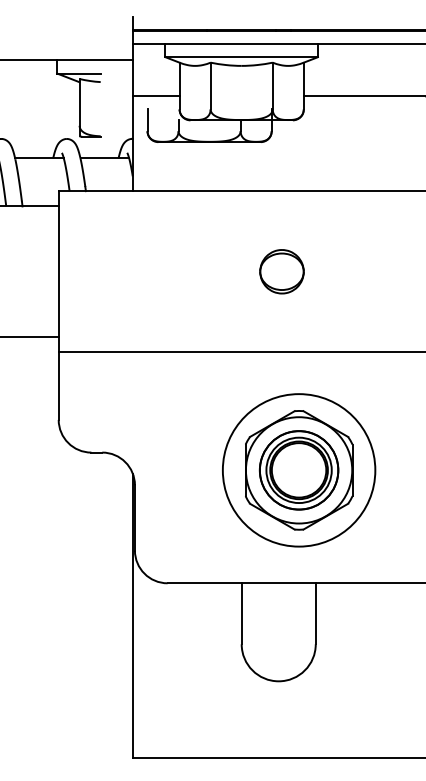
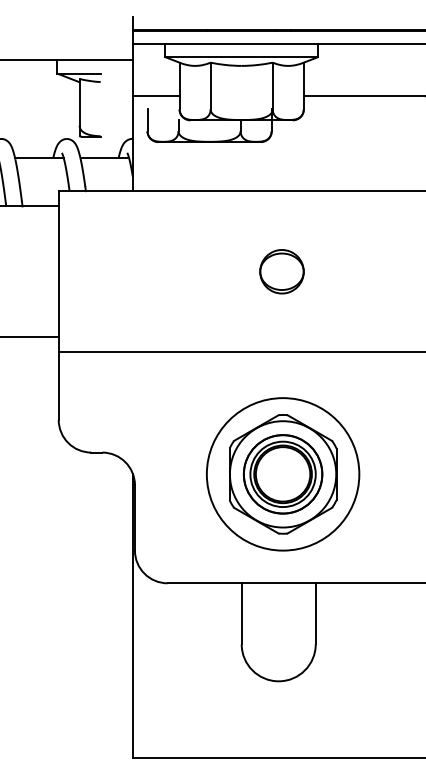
part position: (299, 470) -> (283, 474) (283, 474)
